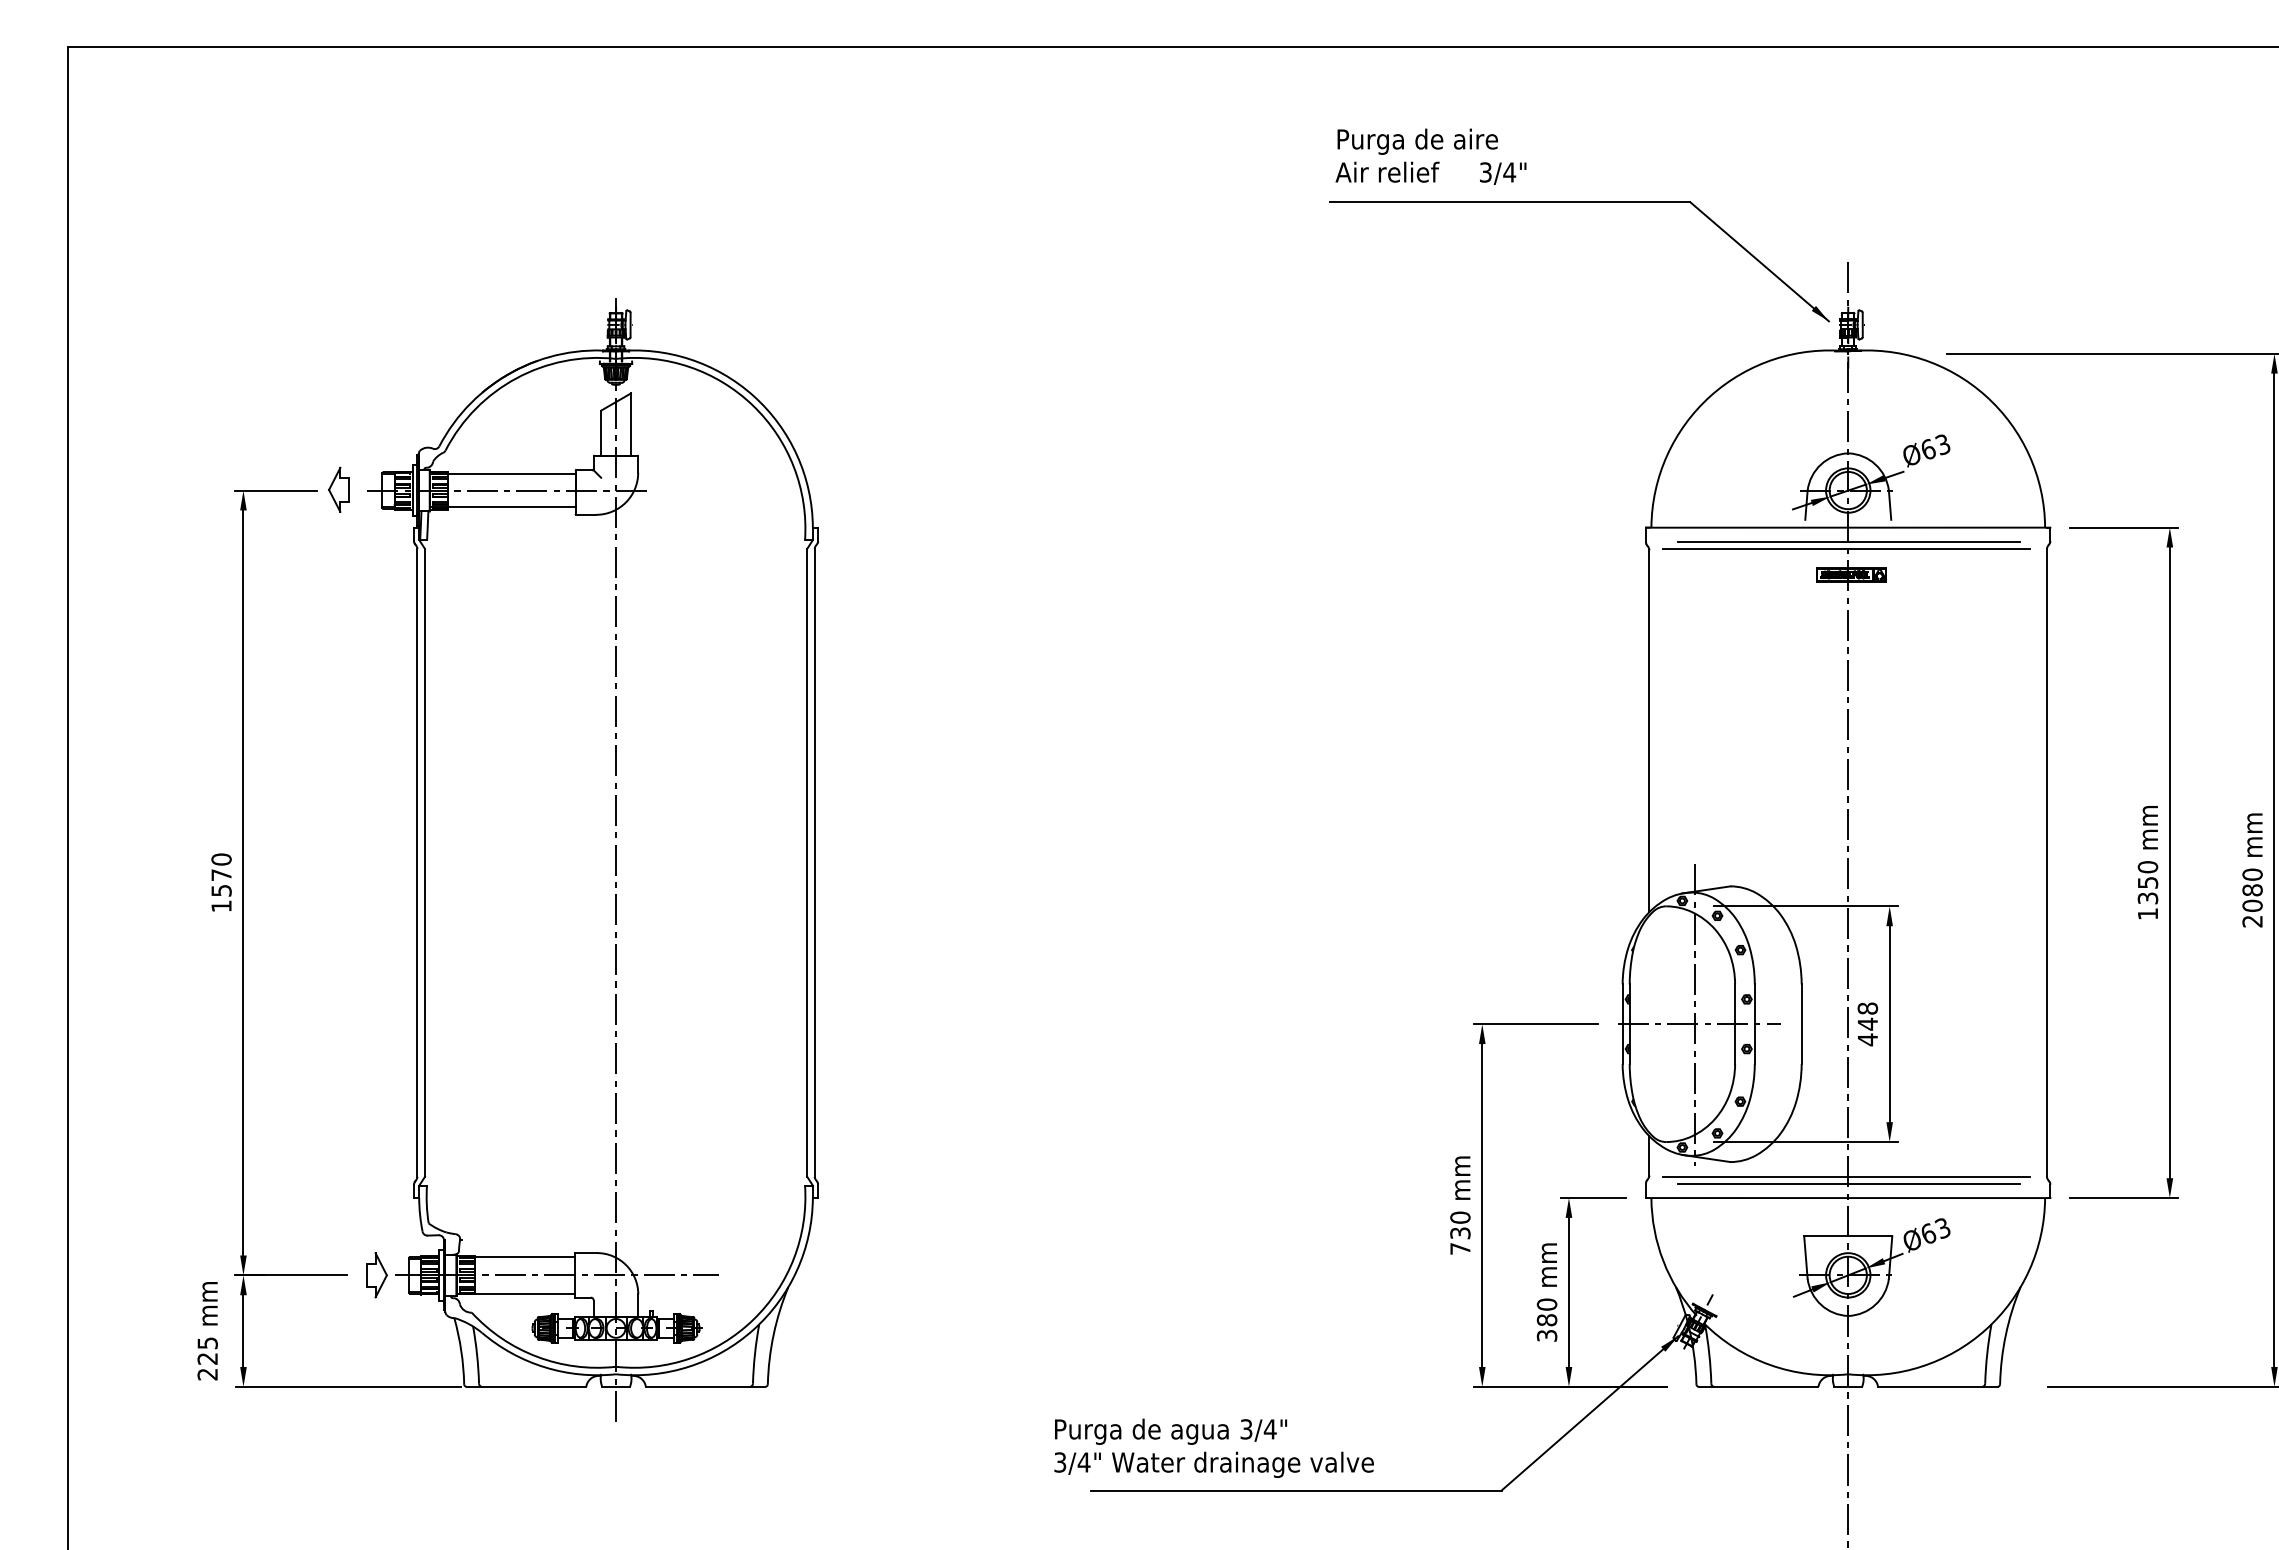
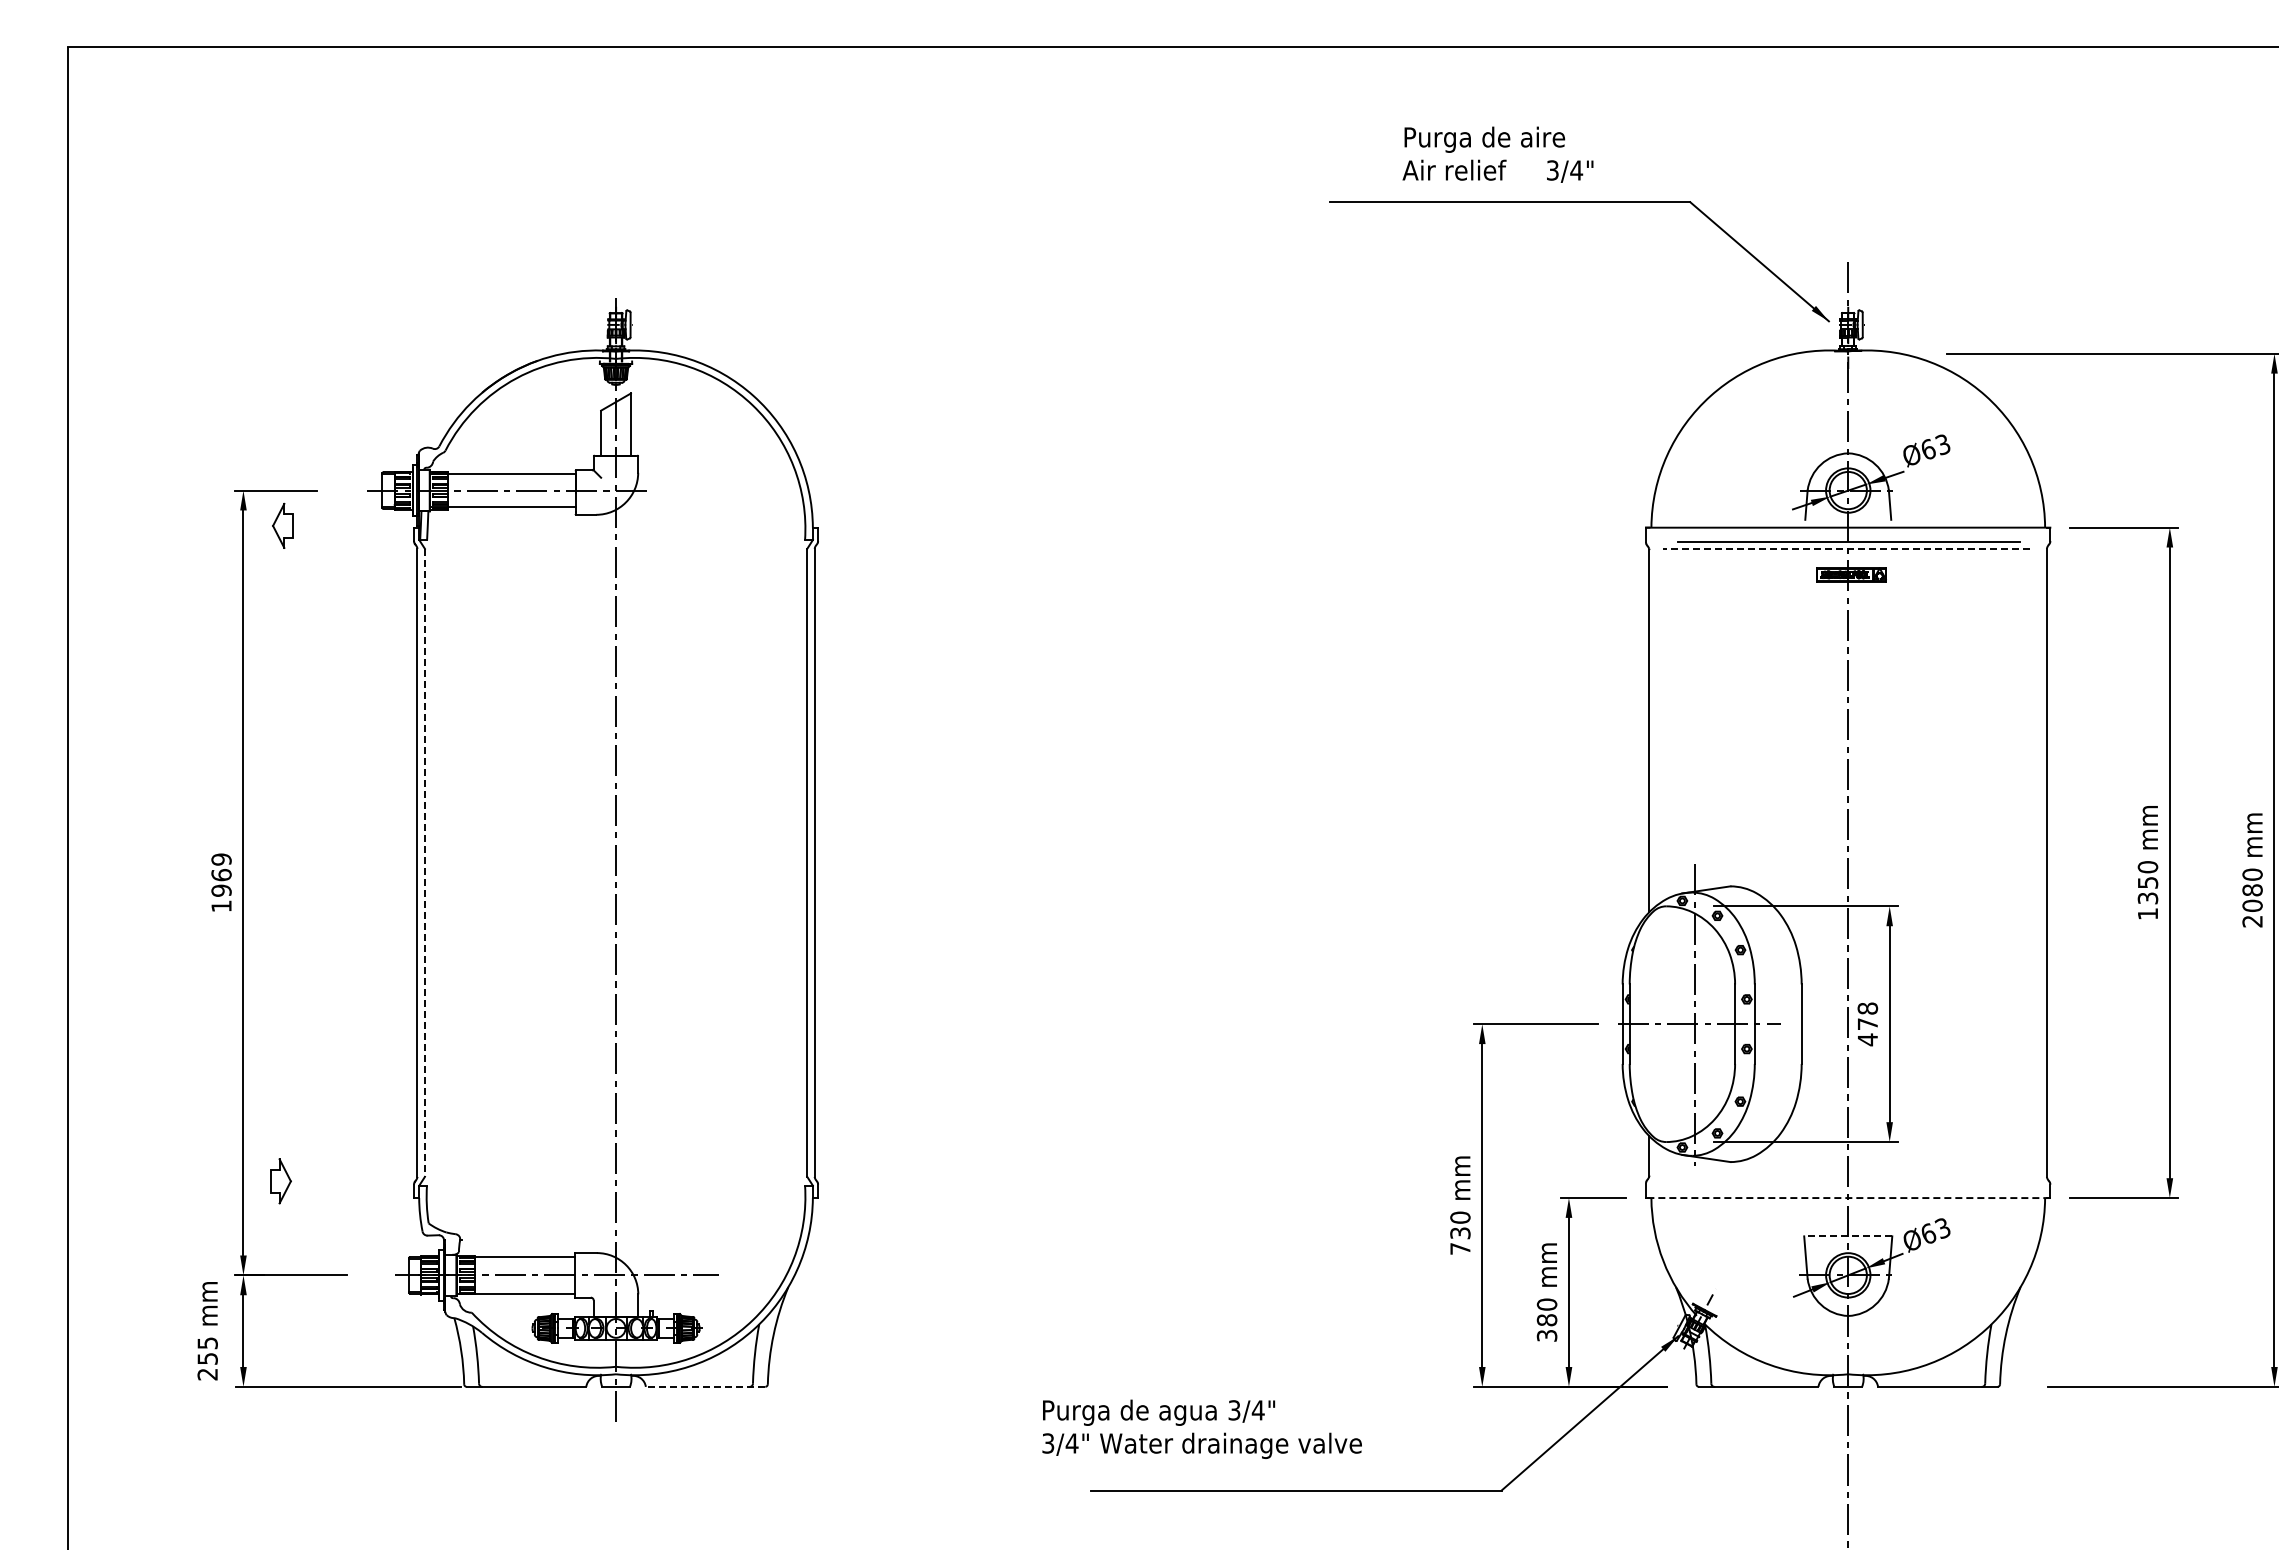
text position: (1430, 156) -> (1497, 154) (1497, 154)
part position: (338, 489) -> (282, 525) (282, 525)
line: solid -> dashed (1846, 548)
line: solid -> dashed (424, 863)
text: 1570 -> 1969 (221, 874)
text: 448 -> 478 (1867, 1023)
line: present -> none (1846, 1176)
line: present -> none (1848, 1183)
line: solid -> dashed (1847, 1198)
line: solid -> dashed (1847, 1236)
part position: (376, 1275) -> (280, 1181) (280, 1181)
text: 225 -> 255 (207, 1358)
line: solid -> dashed (705, 1386)
text position: (1213, 1447) -> (1201, 1428) (1201, 1428)
